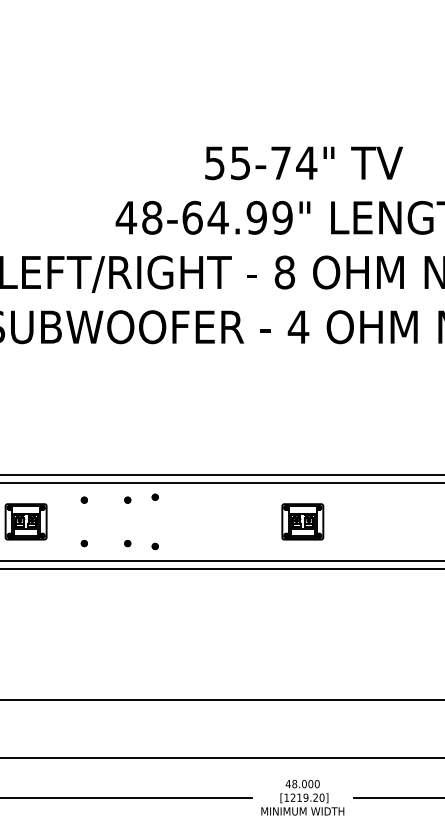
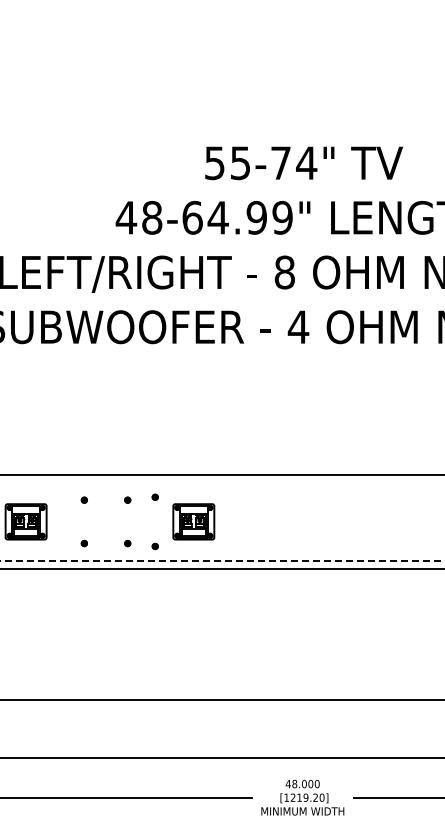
line: present -> none (221, 482)
part position: (302, 521) -> (193, 521) (193, 521)
line: solid -> dashed (222, 560)
